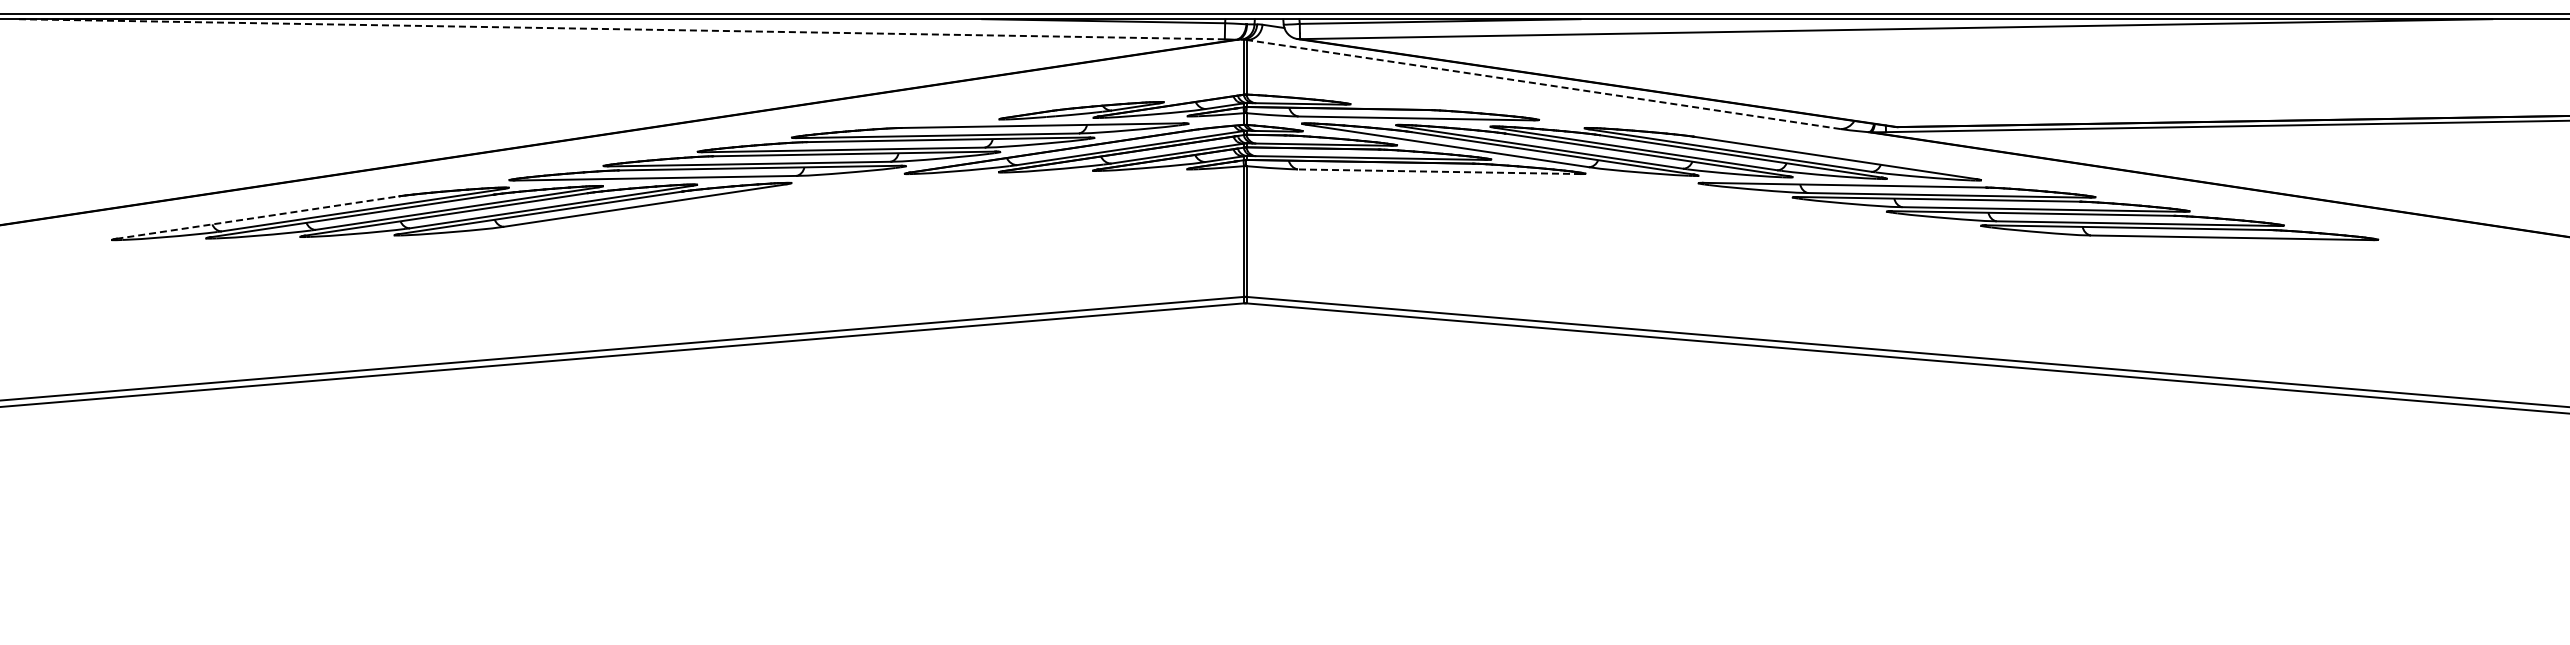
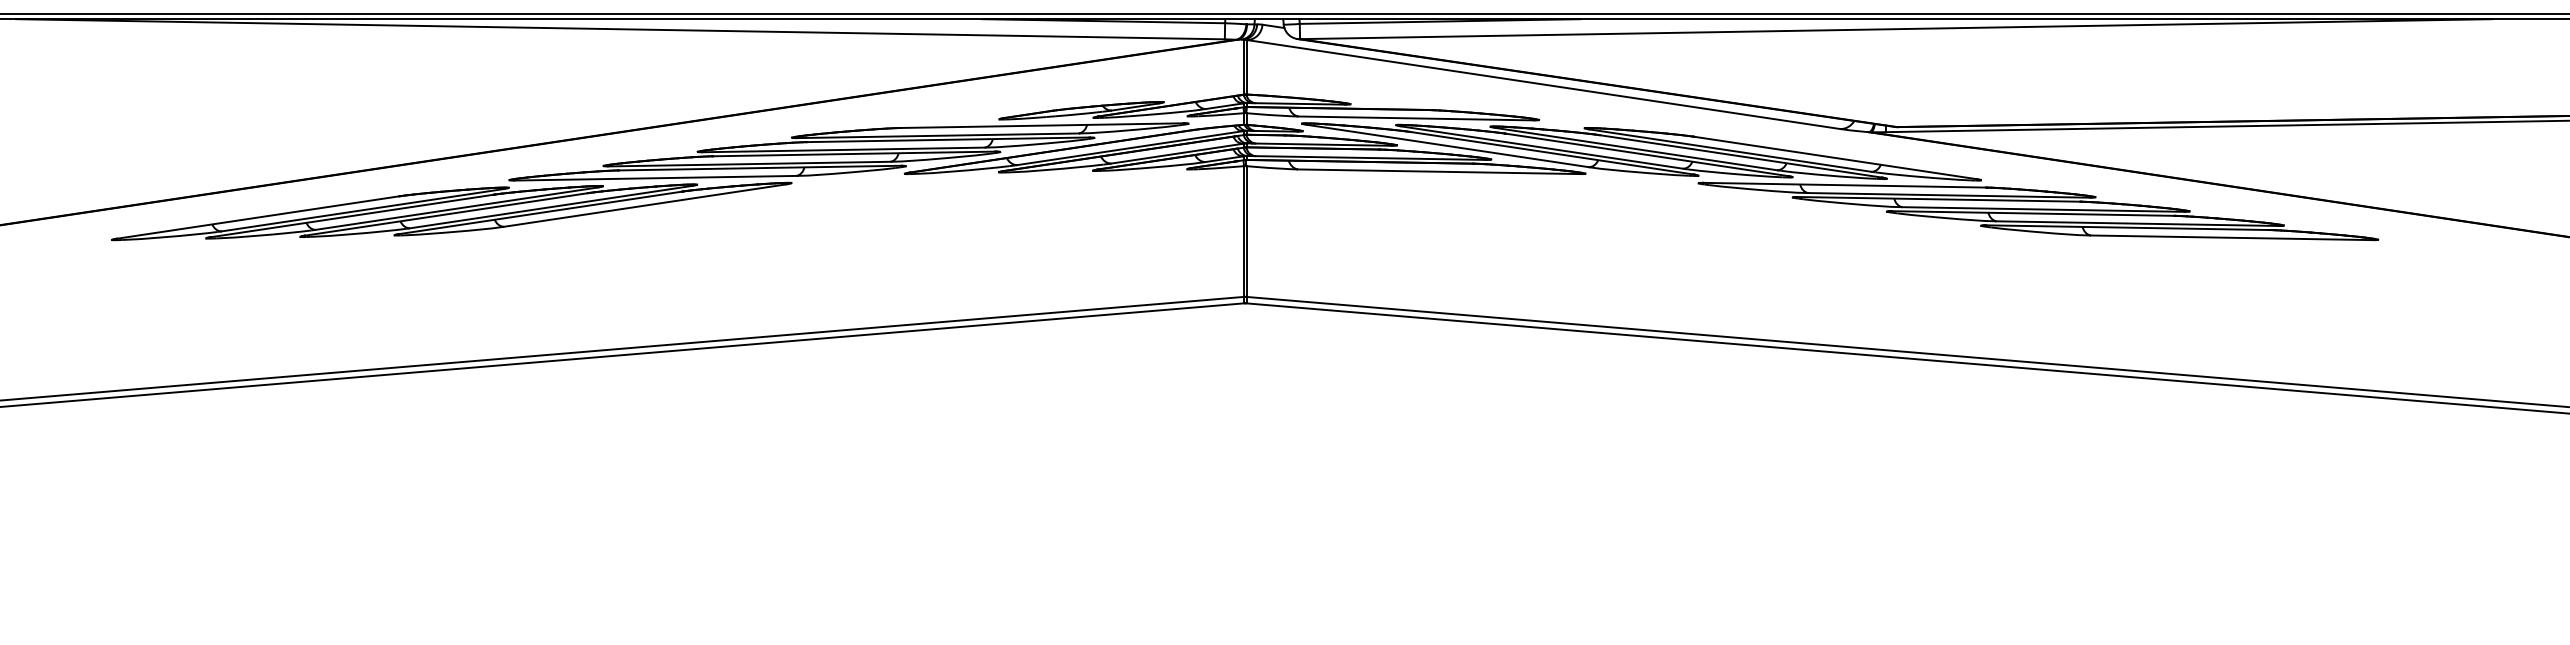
line: dashed -> solid (620, 29)
line: dashed -> solid (1542, 84)
line: dashed -> solid (1439, 171)
line: dashed -> solid (258, 217)
